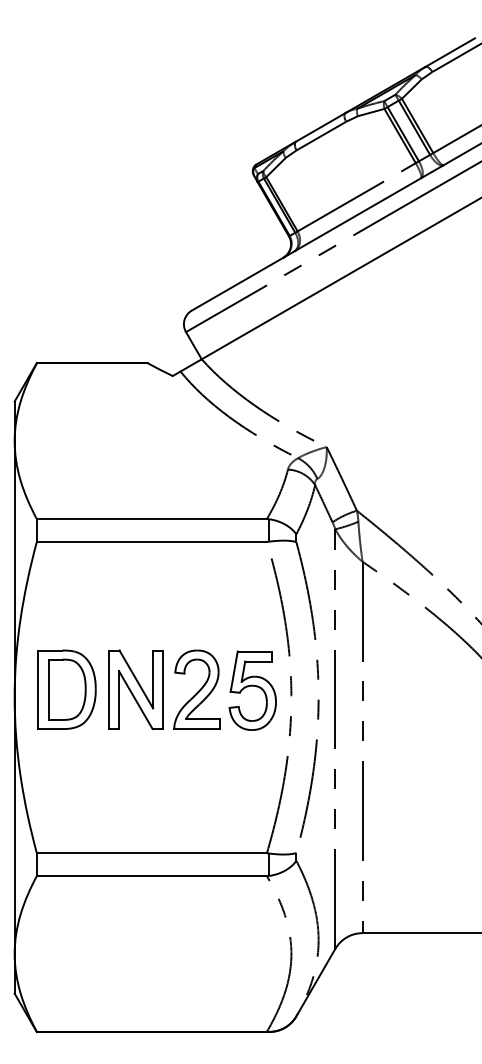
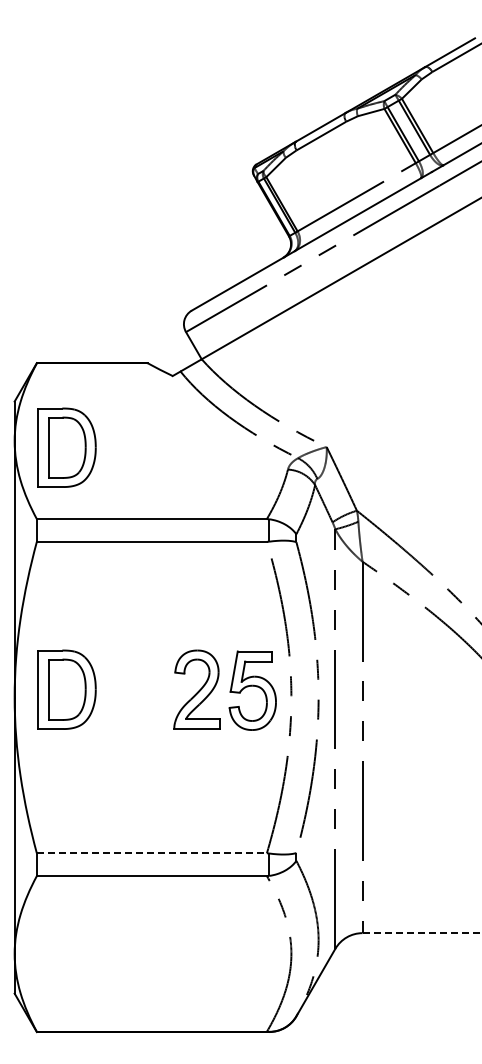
part: none -> present (66, 447)
part: present -> none (135, 689)
line: solid -> dashed (152, 853)
line: solid -> dashed (422, 933)
